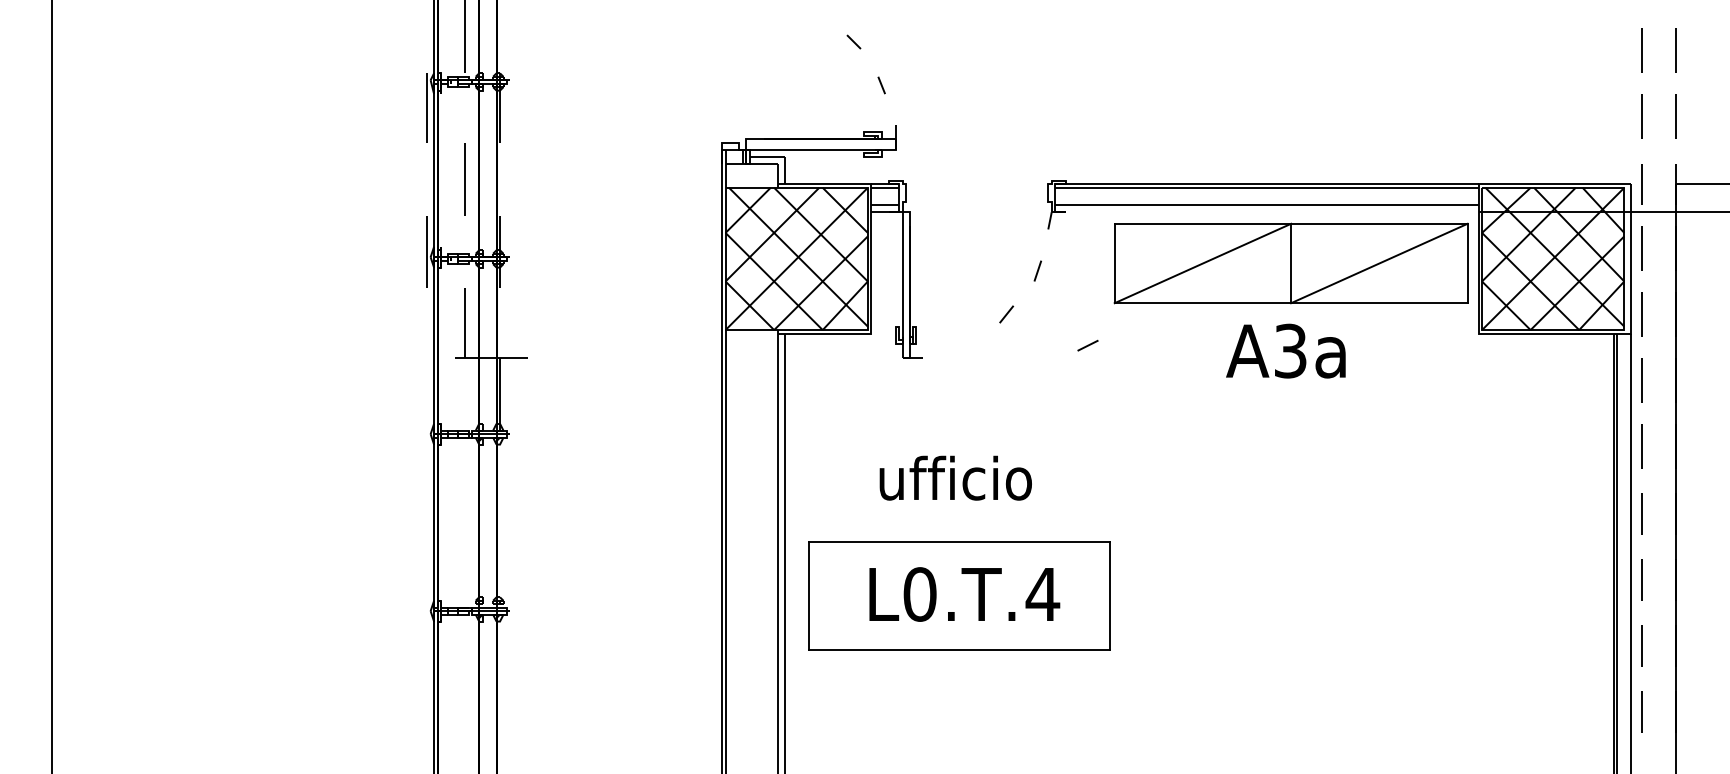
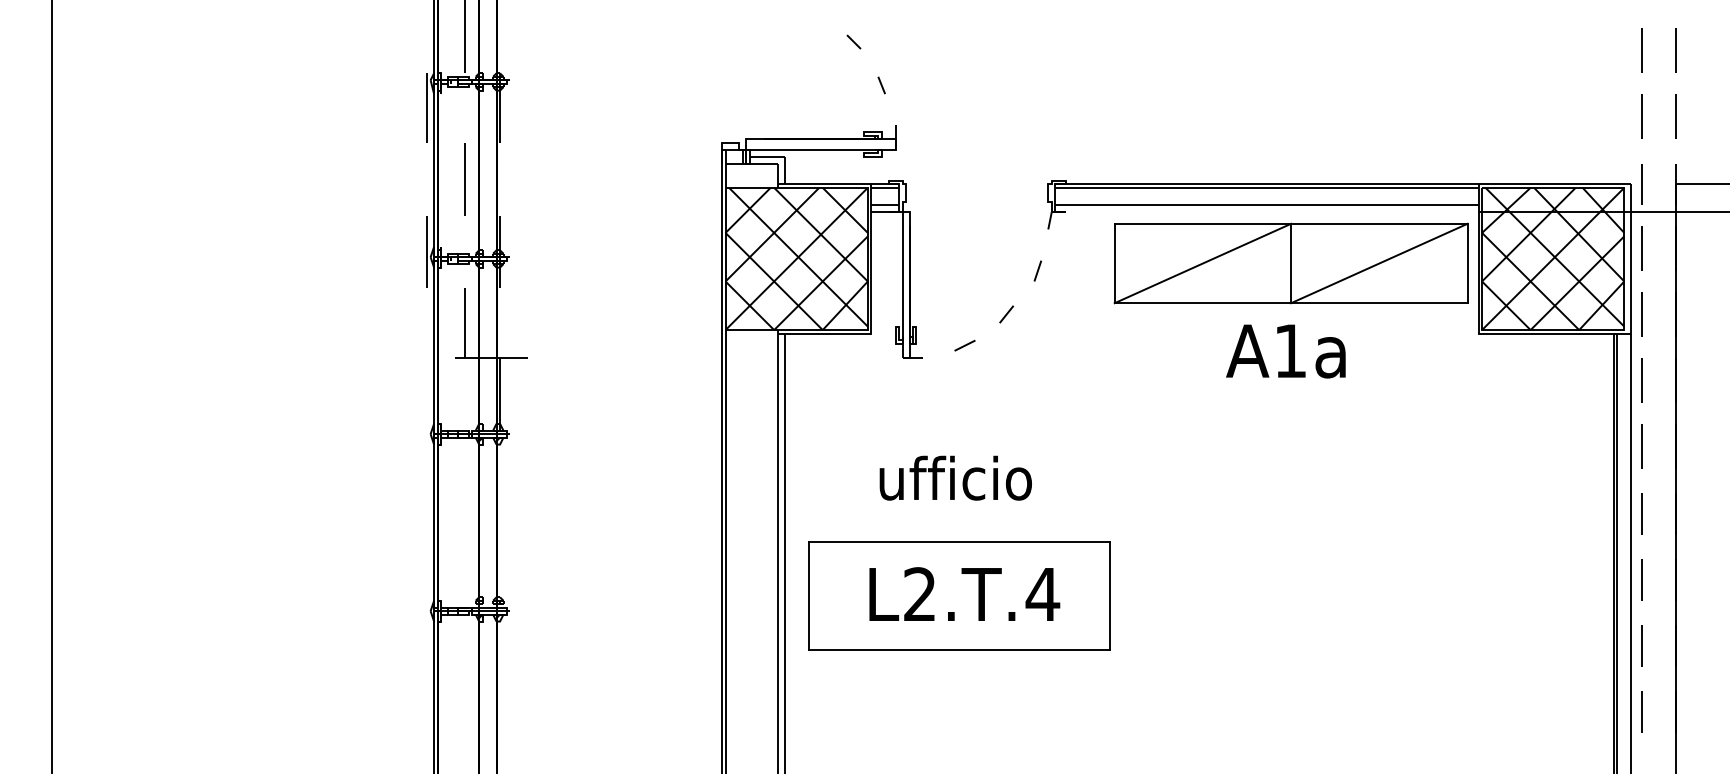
line position: (1087, 345) -> (964, 345) (964, 345)
text: A3a -> A1a (1290, 350)
text: L0.T.4 -> L2.T.4 (919, 594)
